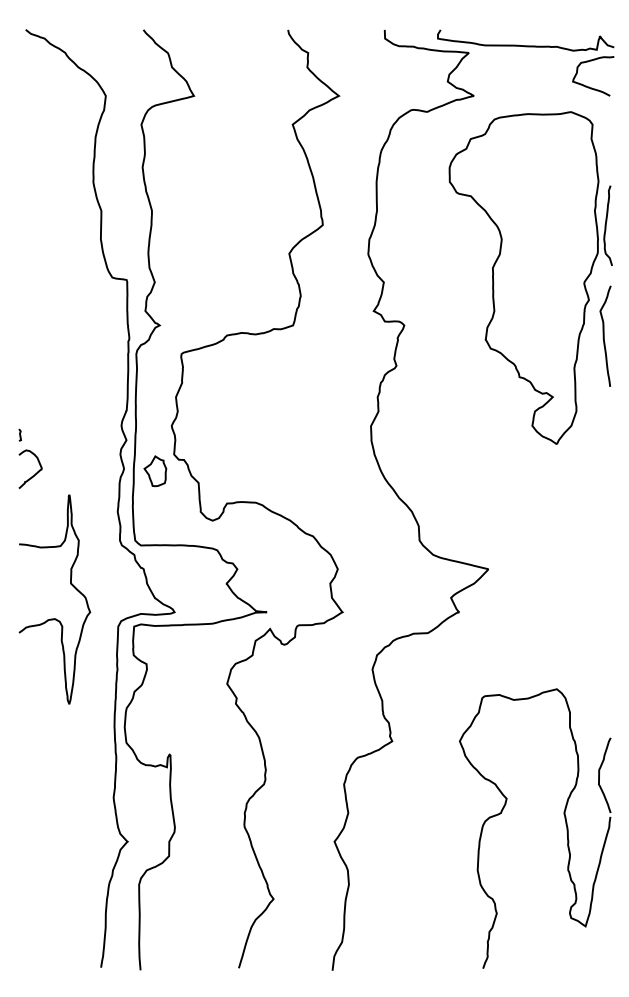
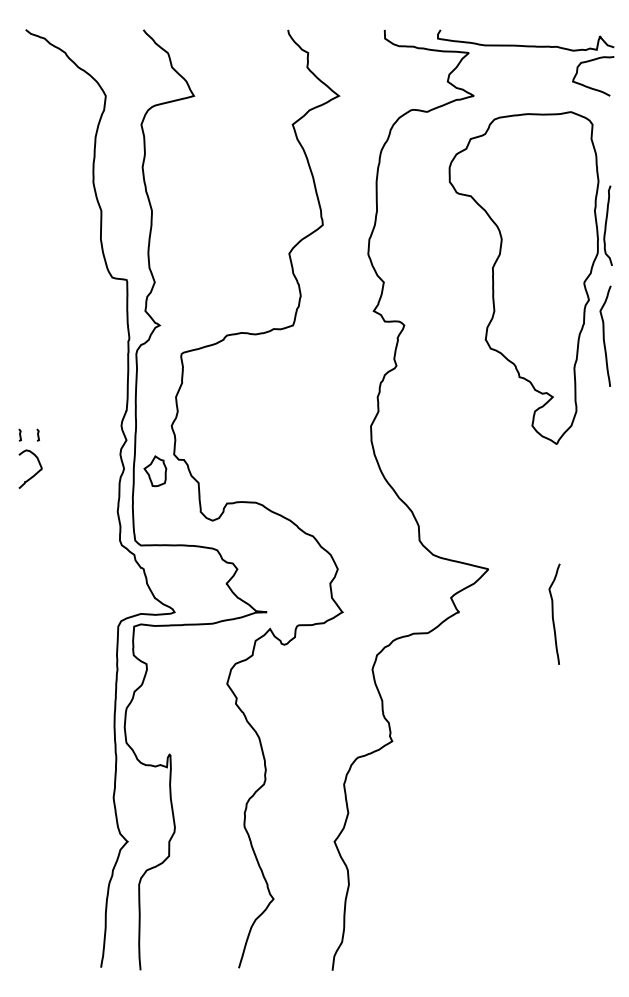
line: none -> present (37, 434)
curve: none -> present (553, 613)
curve: present -> none (54, 618)
part: present -> none (565, 824)
